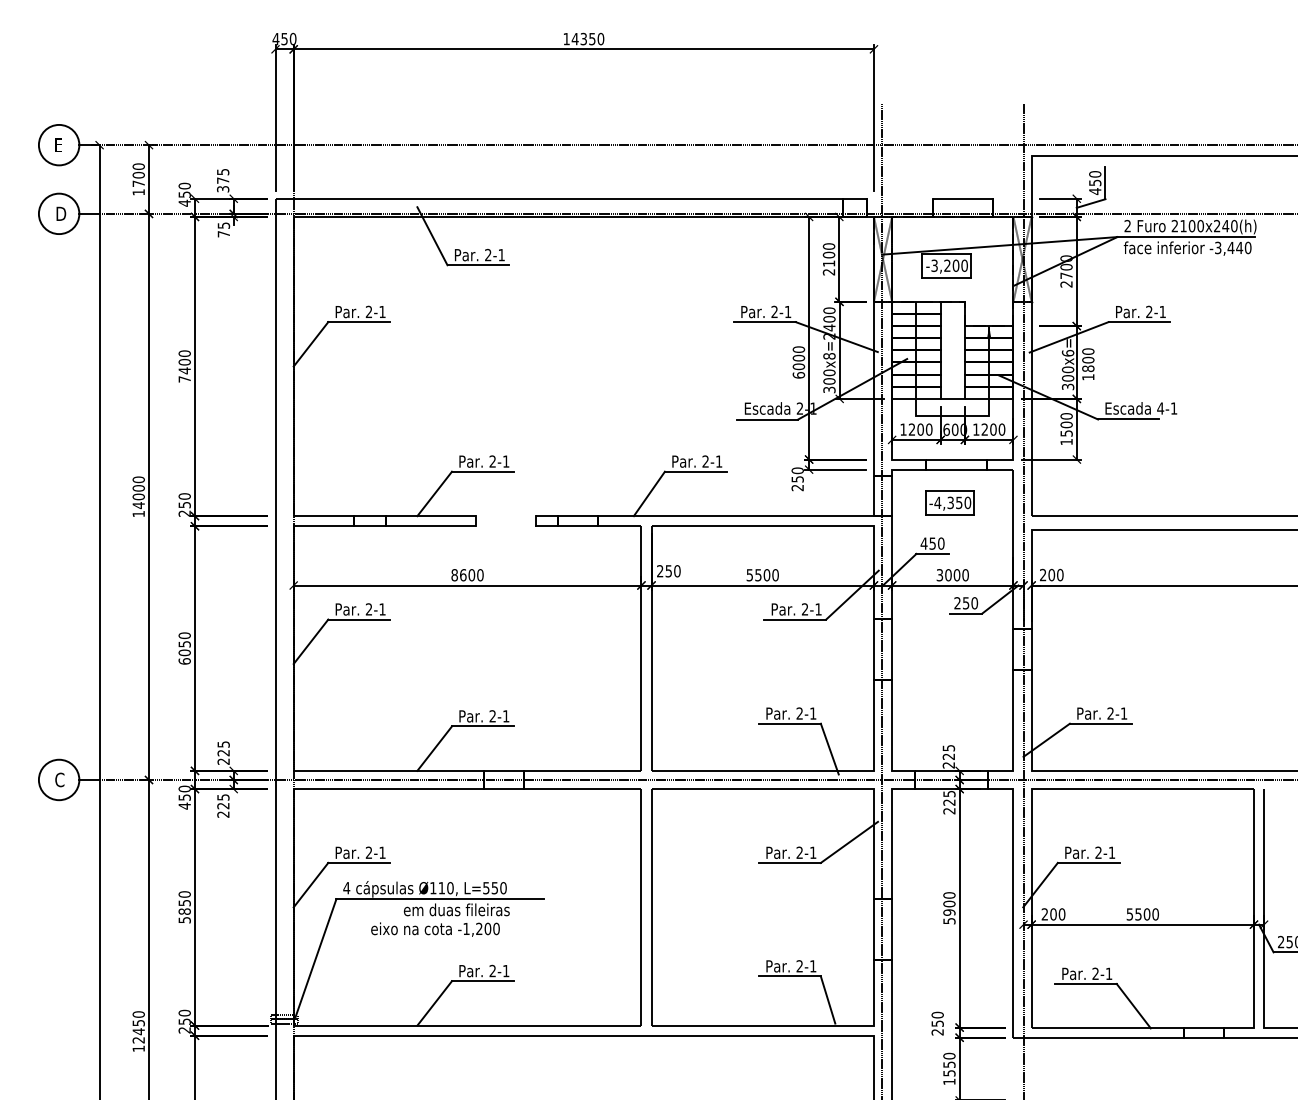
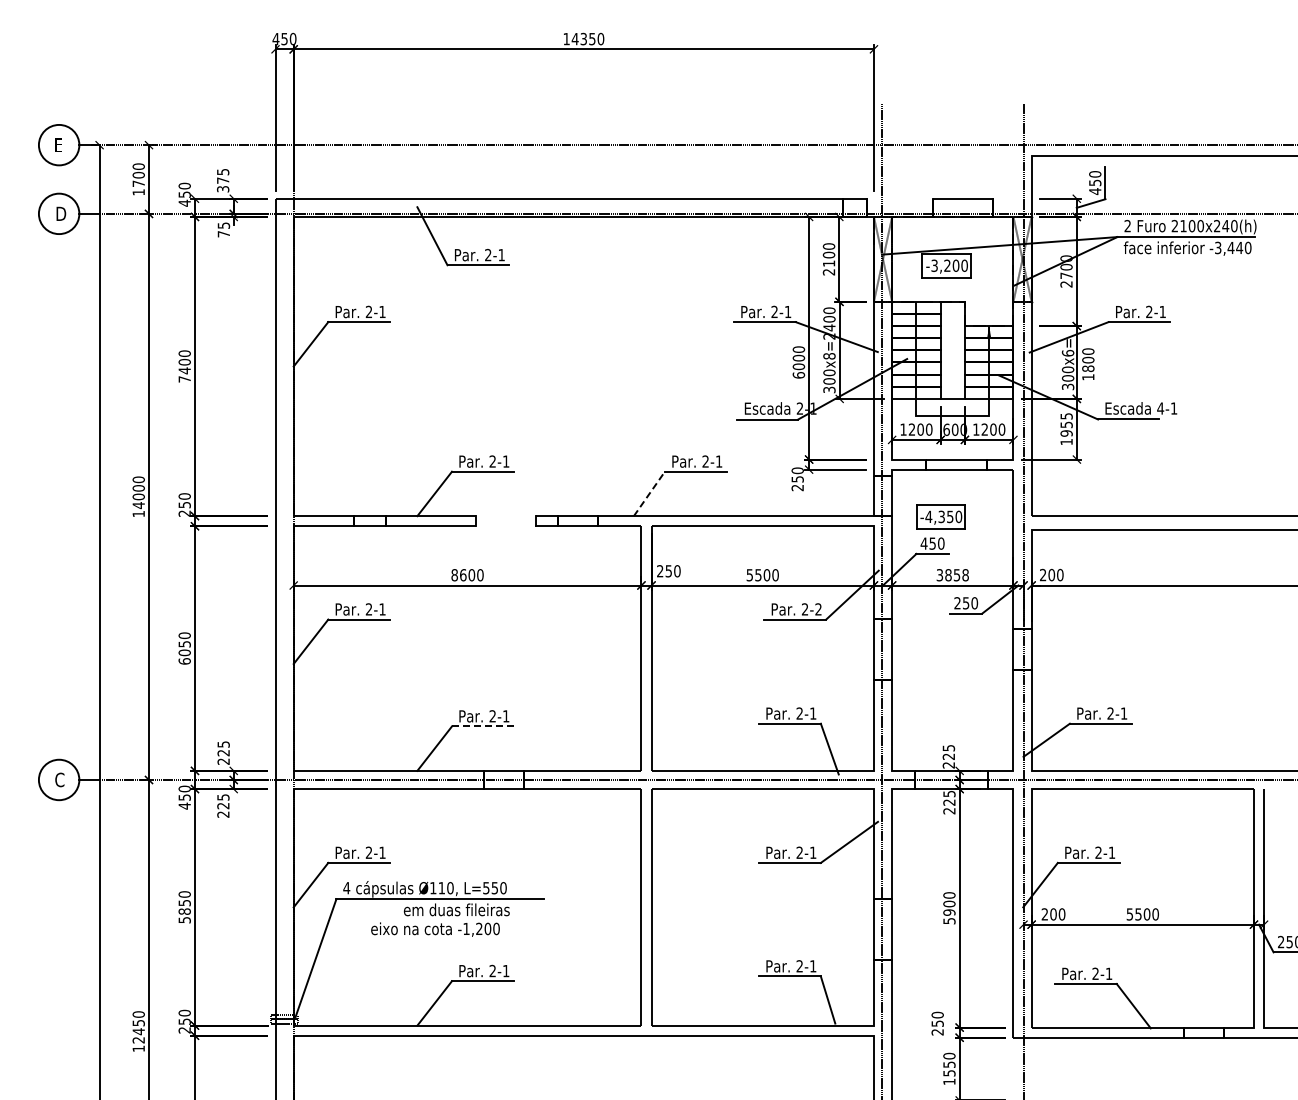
text: 1500 -> 1955 (1066, 424)
line: solid -> dashed (649, 493)
part position: (949, 502) -> (940, 516) (940, 516)
text: 3000 -> 3858 (956, 575)
text: 2-1 -> 2-2 (818, 609)
line: solid -> dashed (482, 726)
